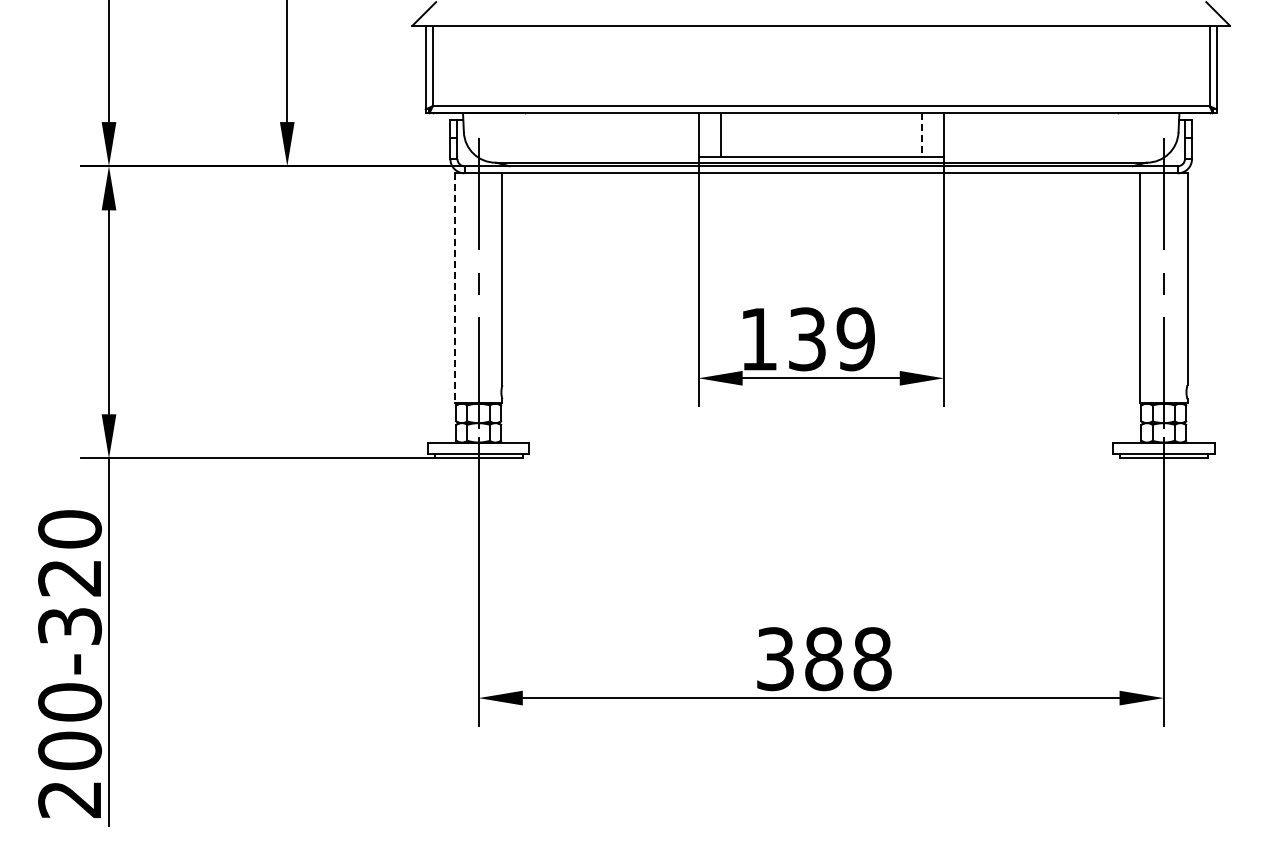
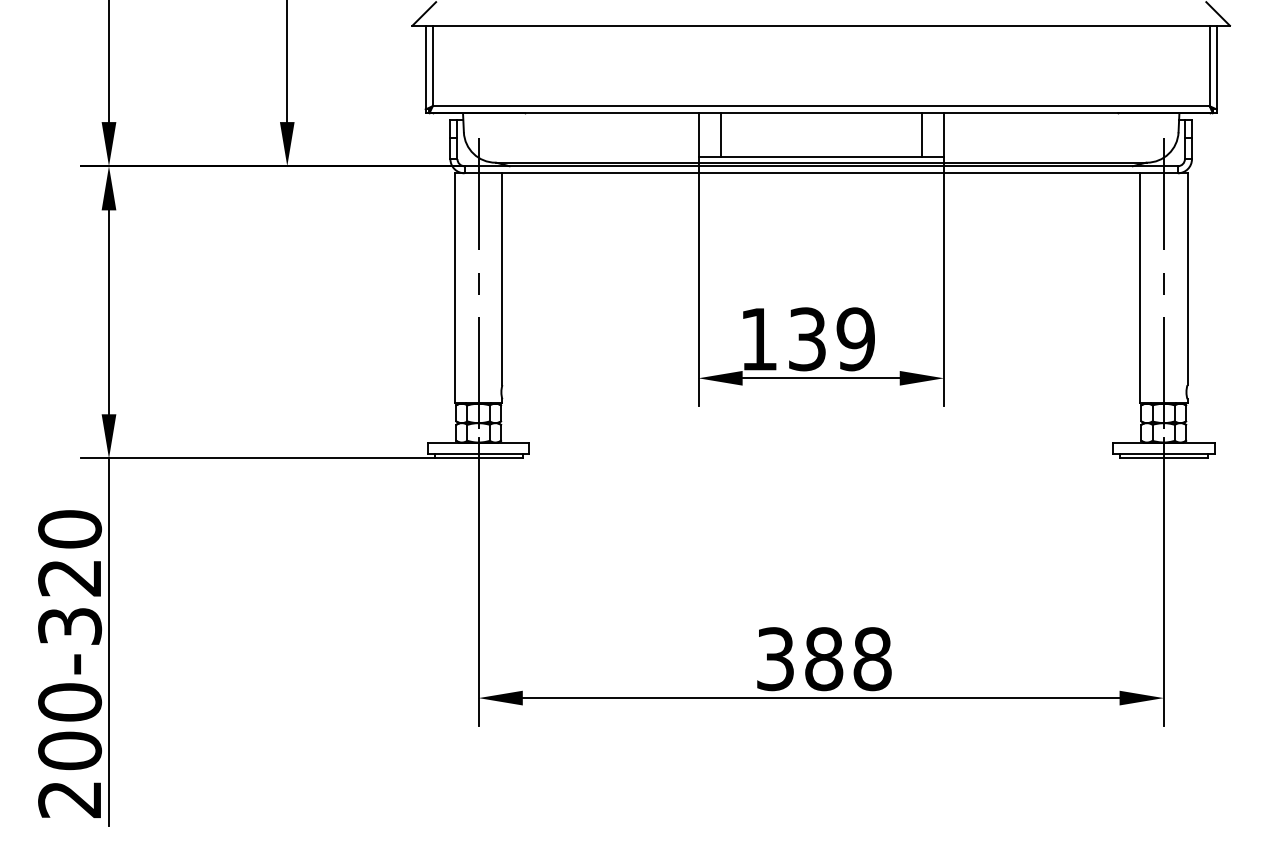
line: dashed -> solid (921, 135)
line: dashed -> solid (454, 288)
